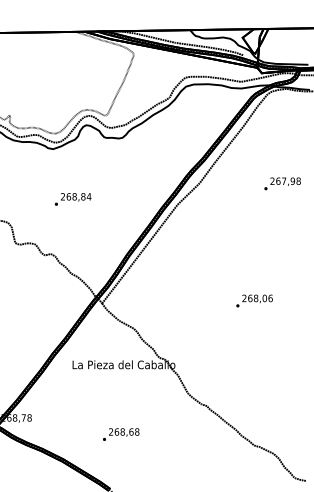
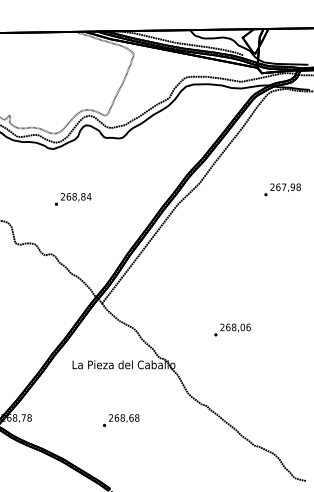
text position: (282, 183) -> (282, 189) (282, 189)
text position: (254, 300) -> (232, 329) (232, 329)
text position: (121, 434) -> (121, 420) (121, 420)
